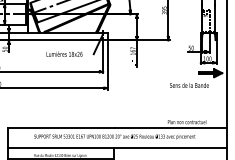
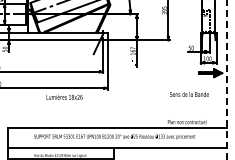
text position: (64, 53) -> (64, 96) (64, 96)
line: solid -> dashed (227, 79)
text position: (189, 85) -> (189, 94) (189, 94)
